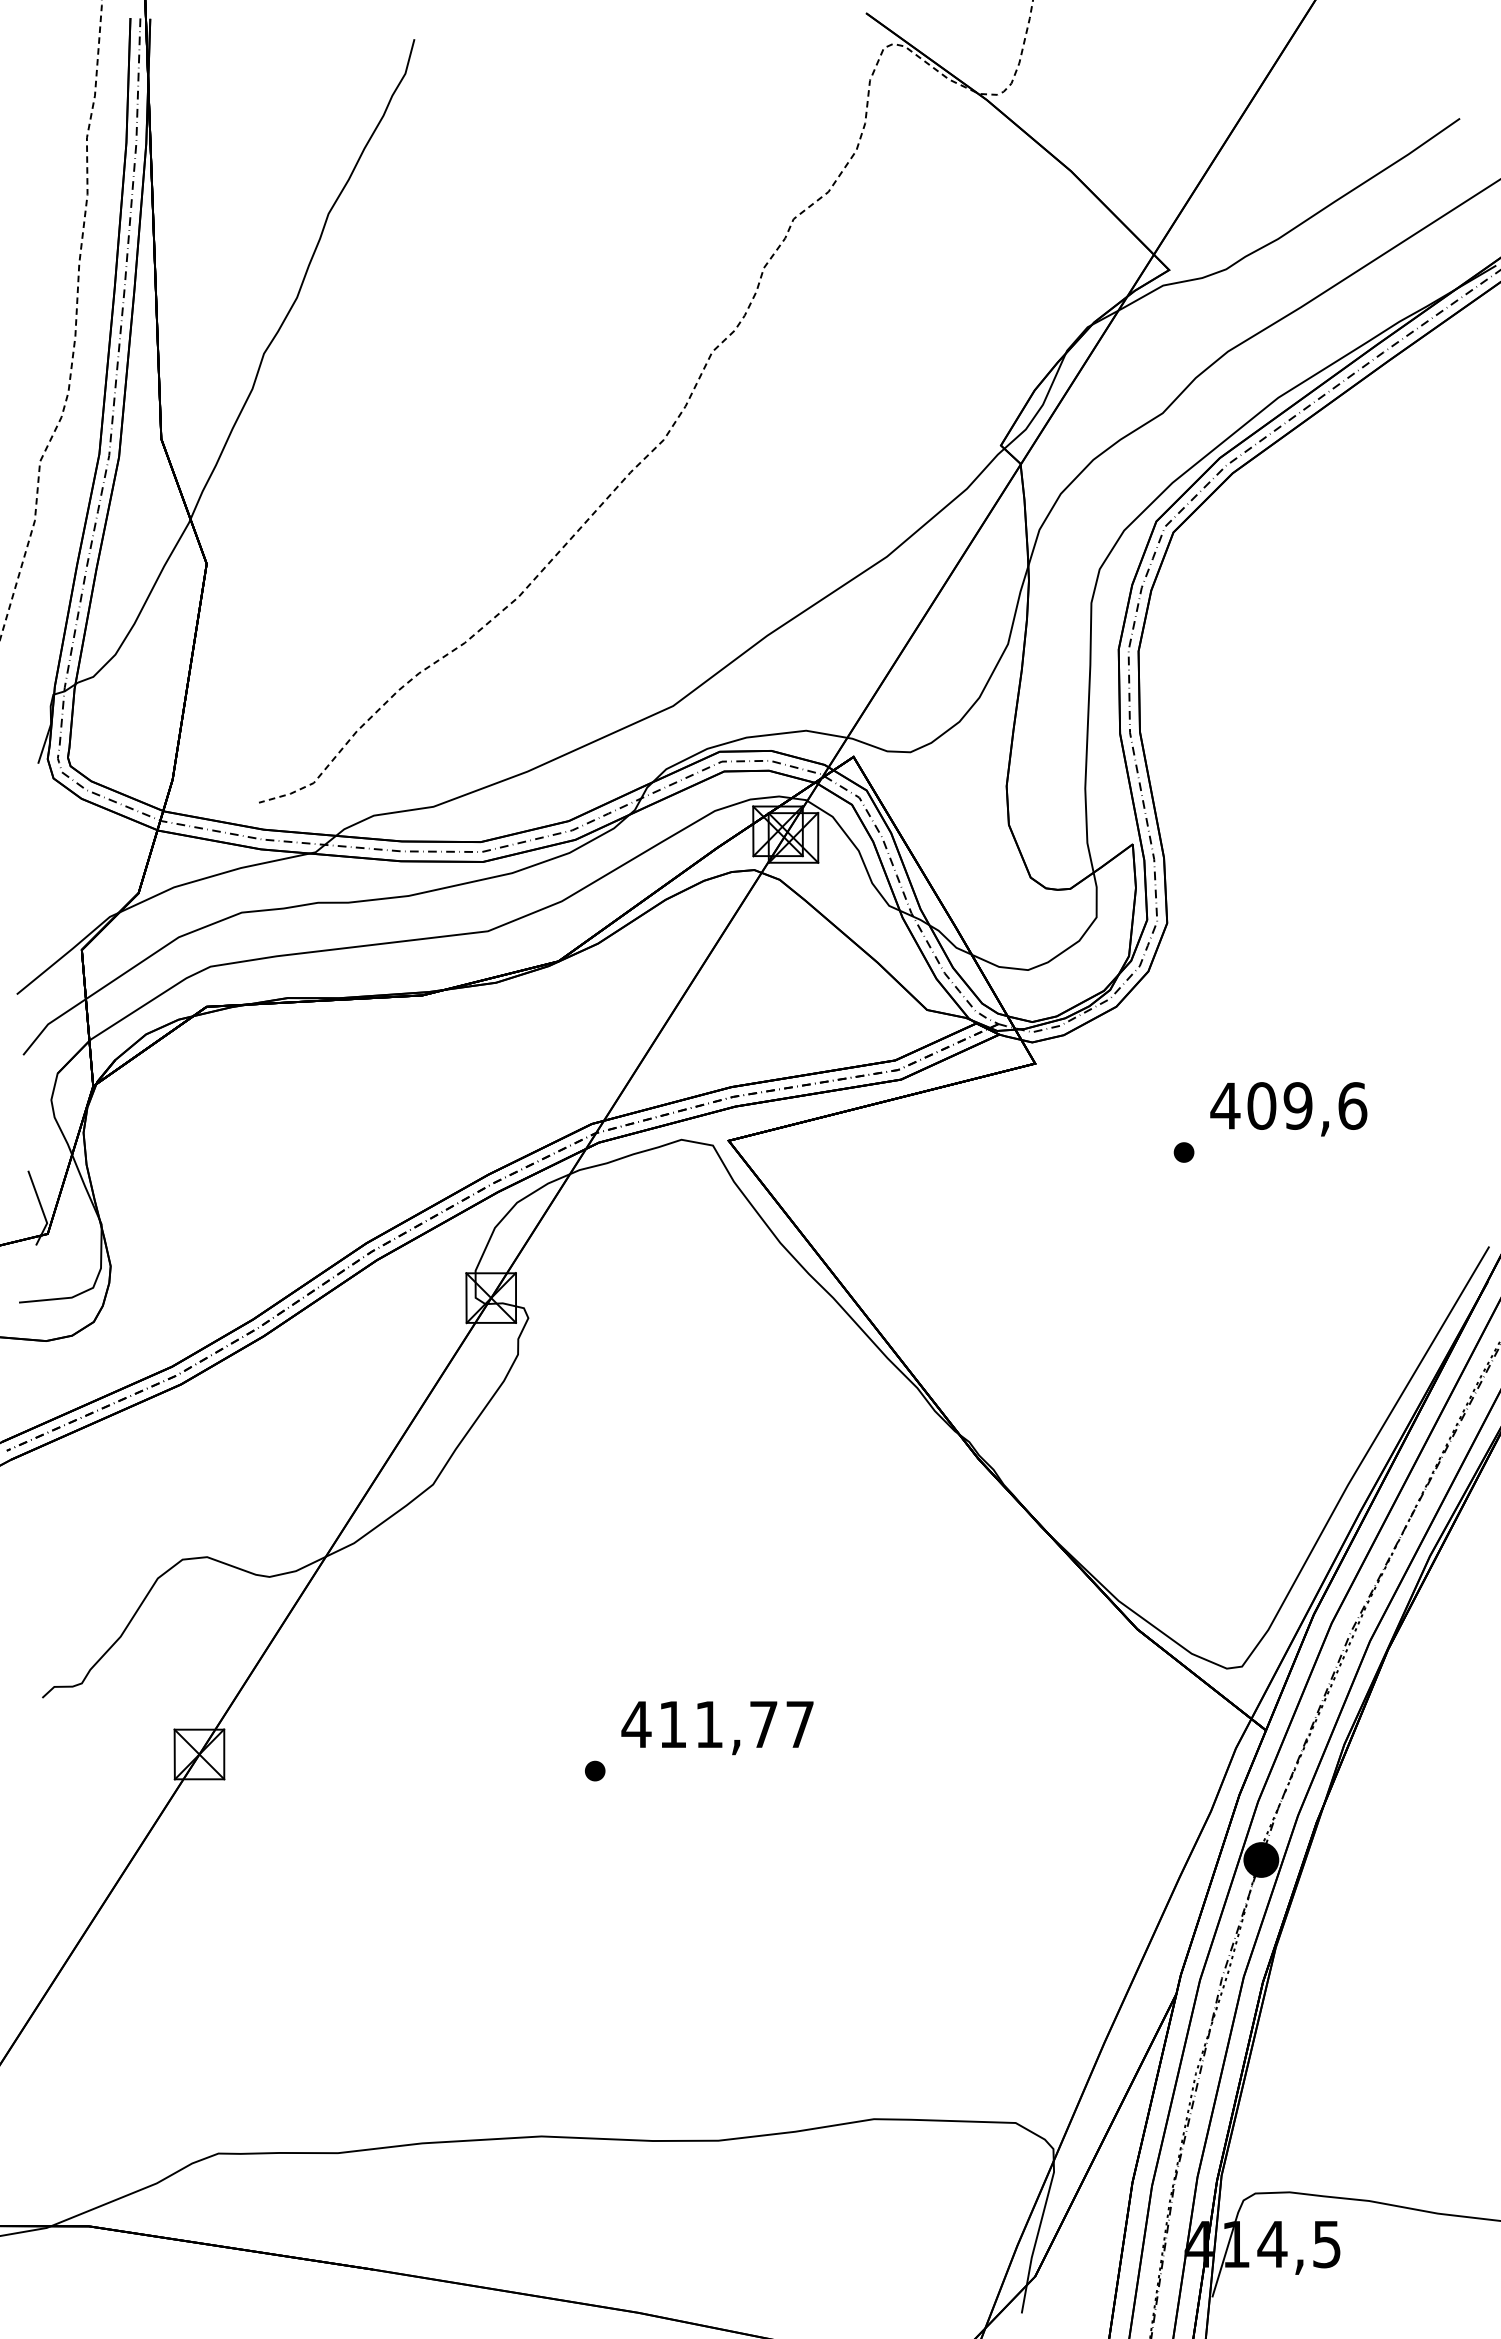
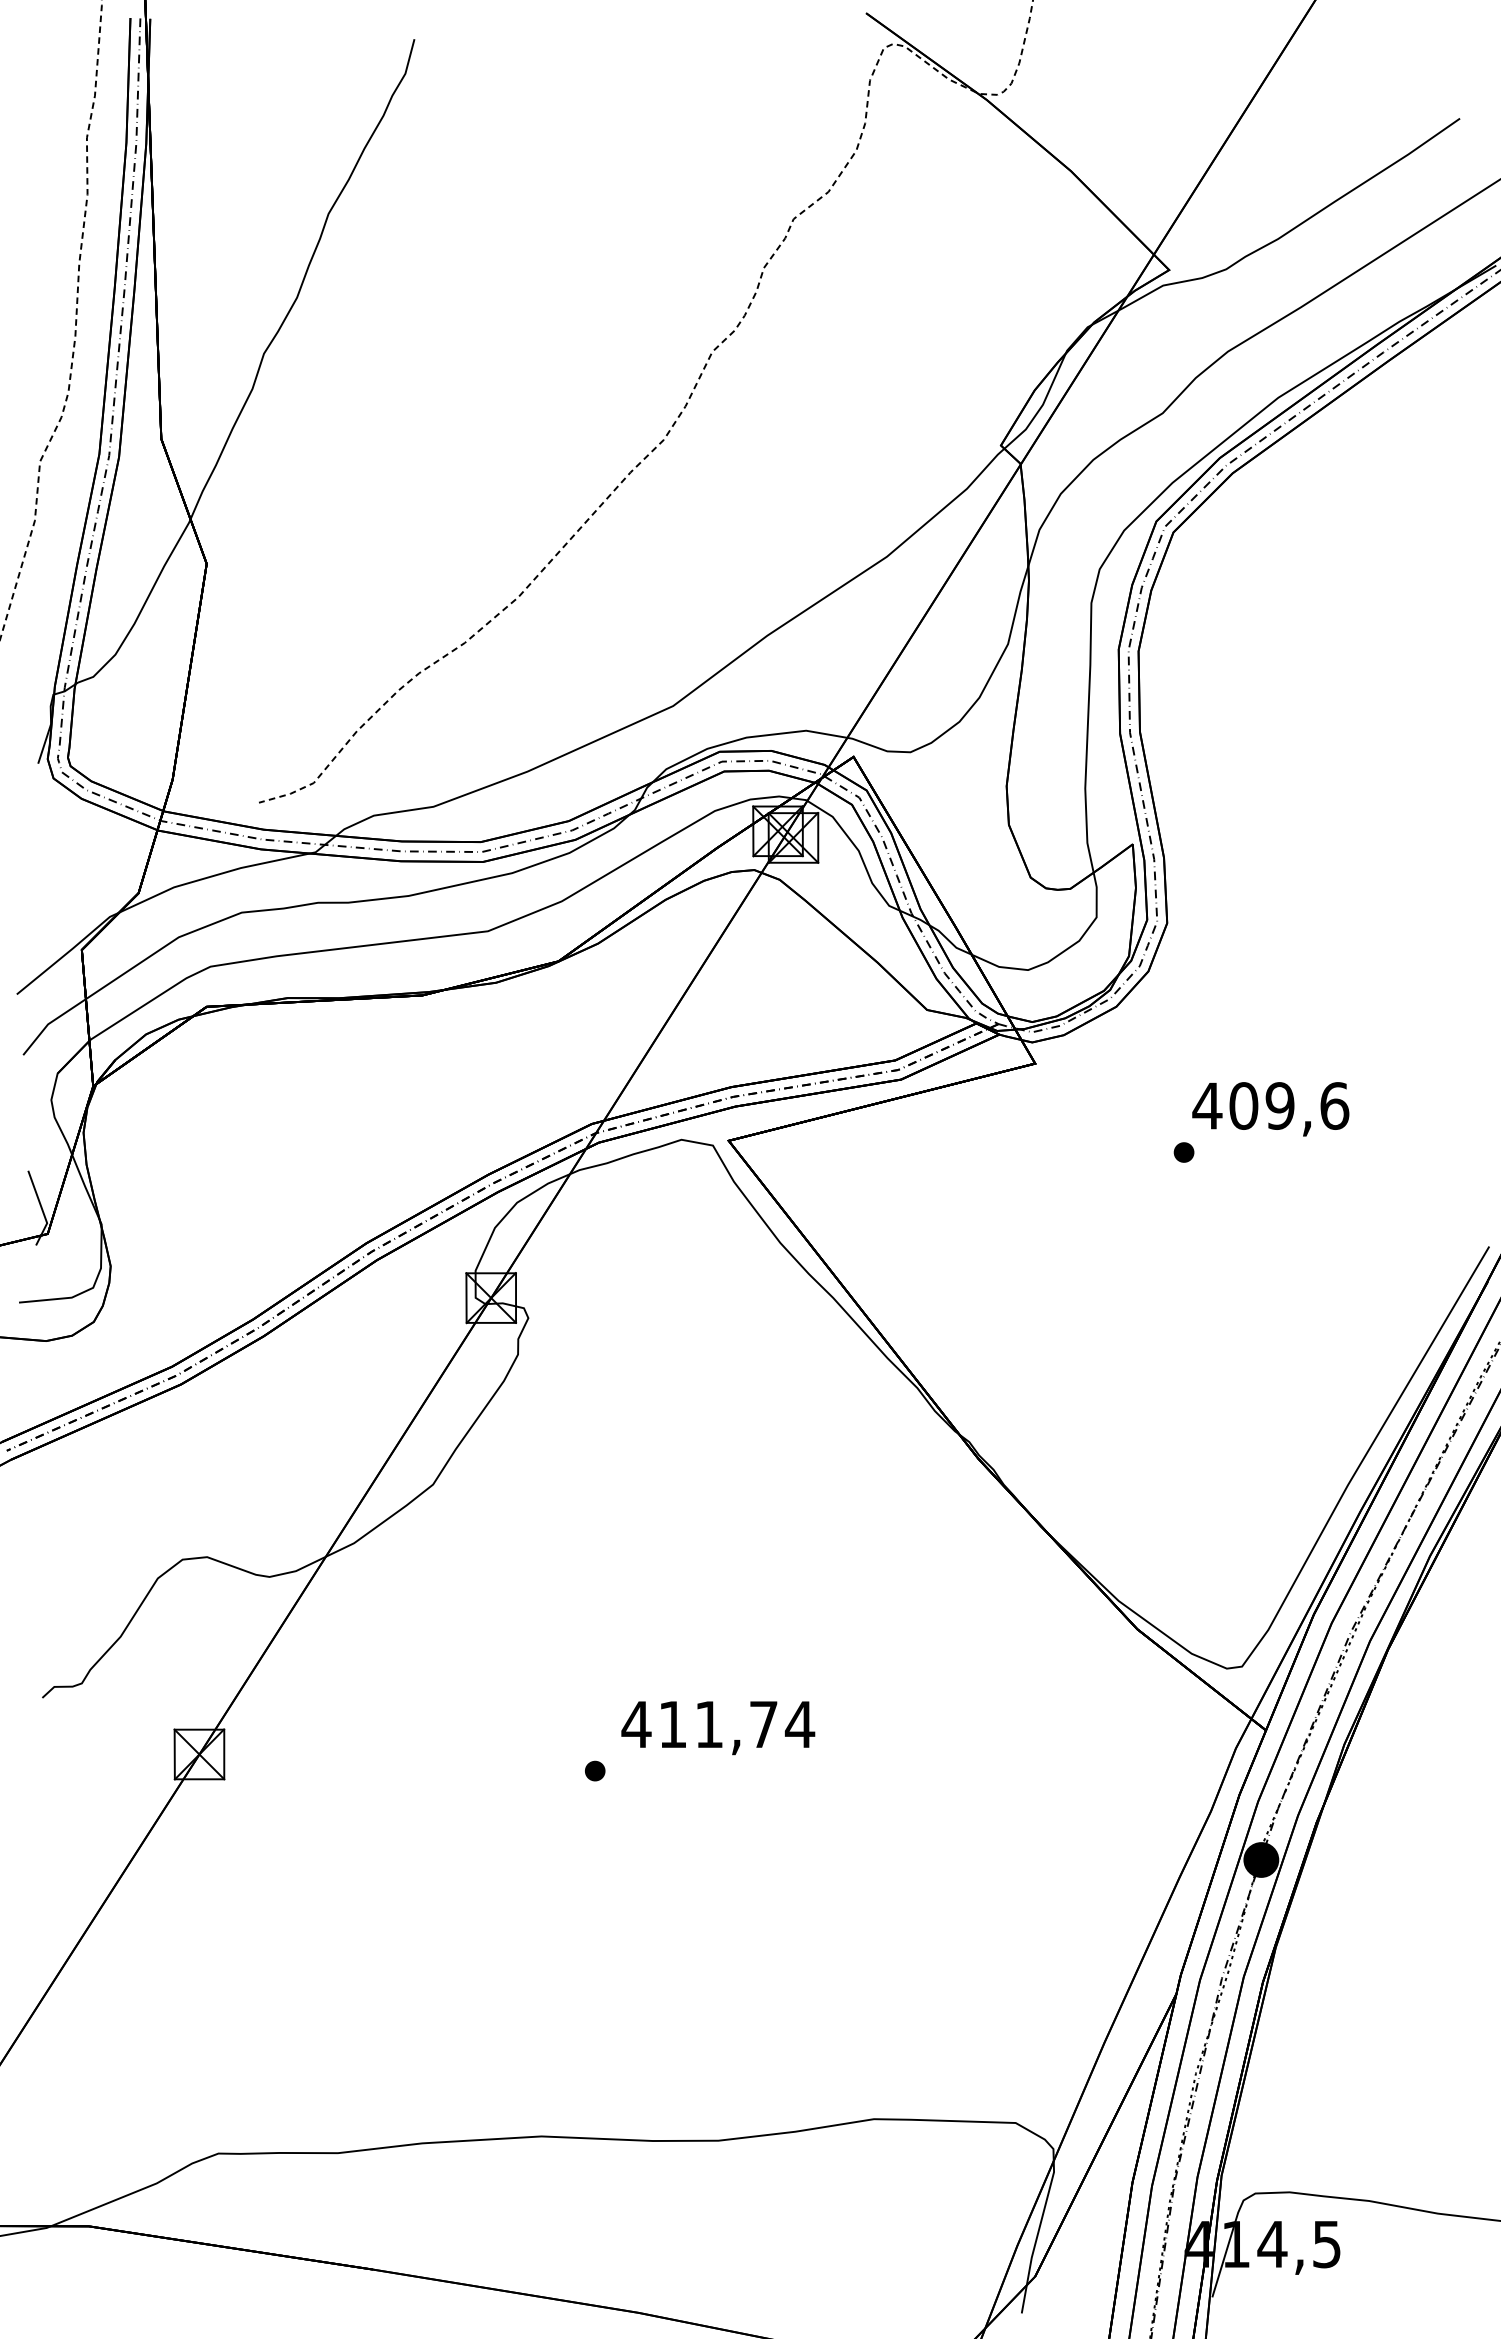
text position: (1288, 1109) -> (1270, 1109) (1270, 1109)
text: 411,77 -> 411,74 (799, 1724)
